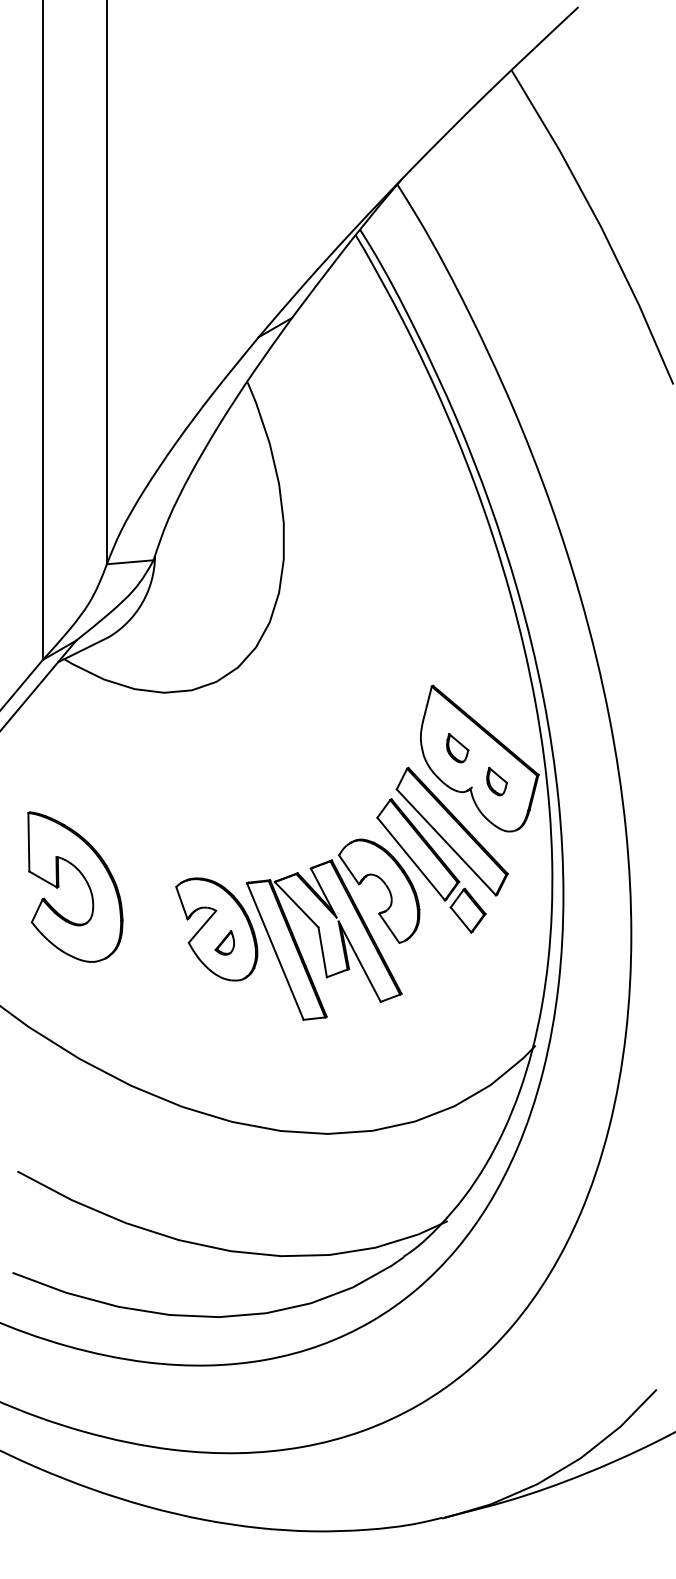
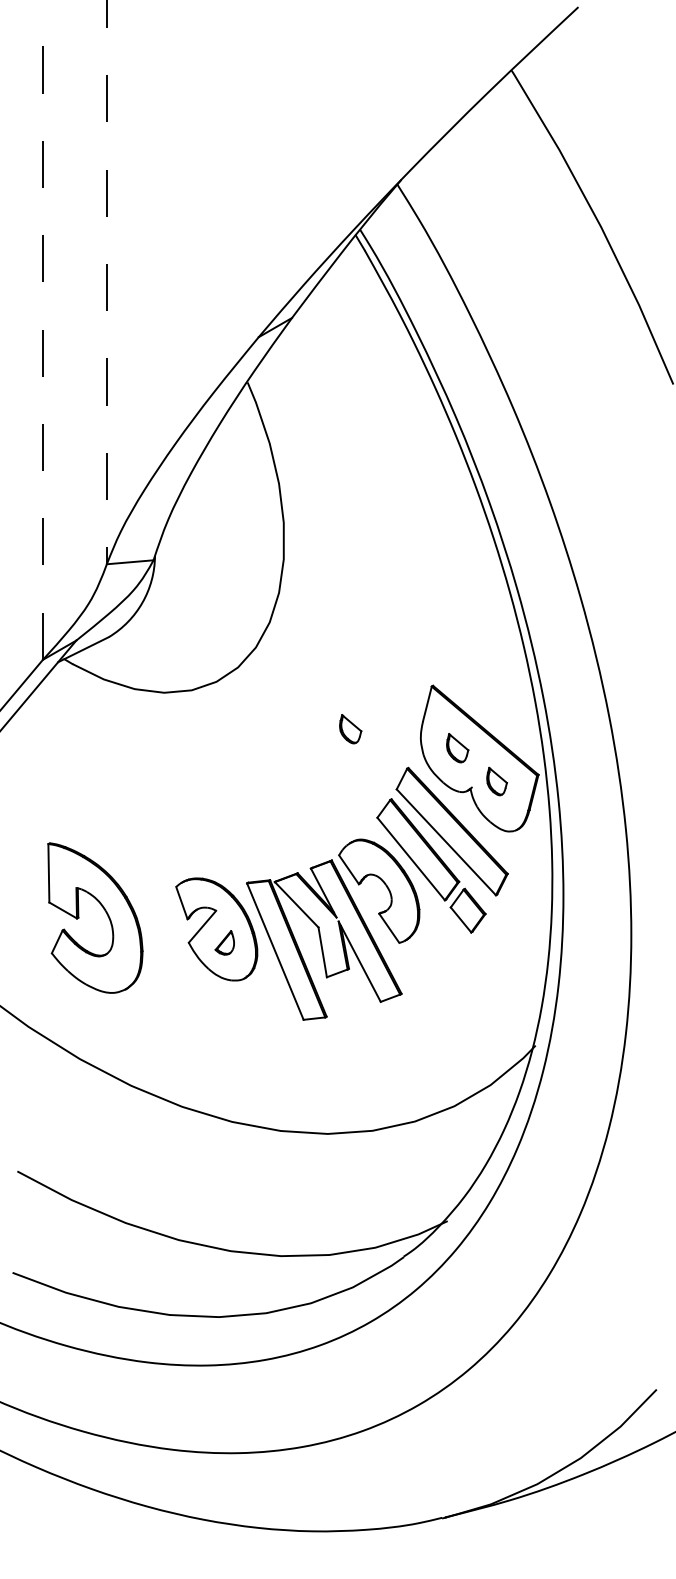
line: solid -> dashed (106, 282)
line: solid -> dashed (42, 330)
part: none -> present (350, 729)
part position: (85, 881) -> (105, 912) (105, 912)
